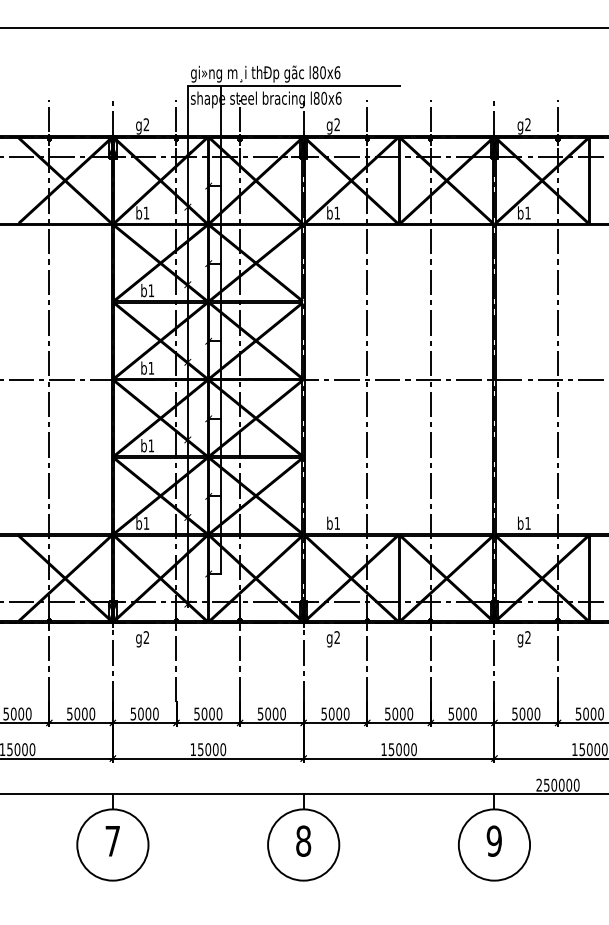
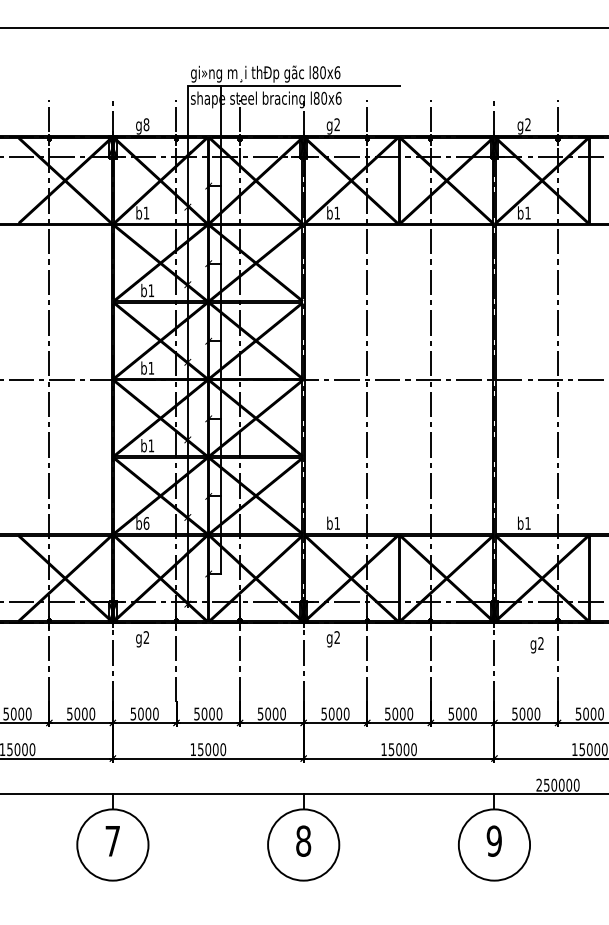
text: g2 -> g8 (146, 124)
text: b1 -> b6 (146, 523)
text position: (523, 639) -> (536, 645) (536, 645)
